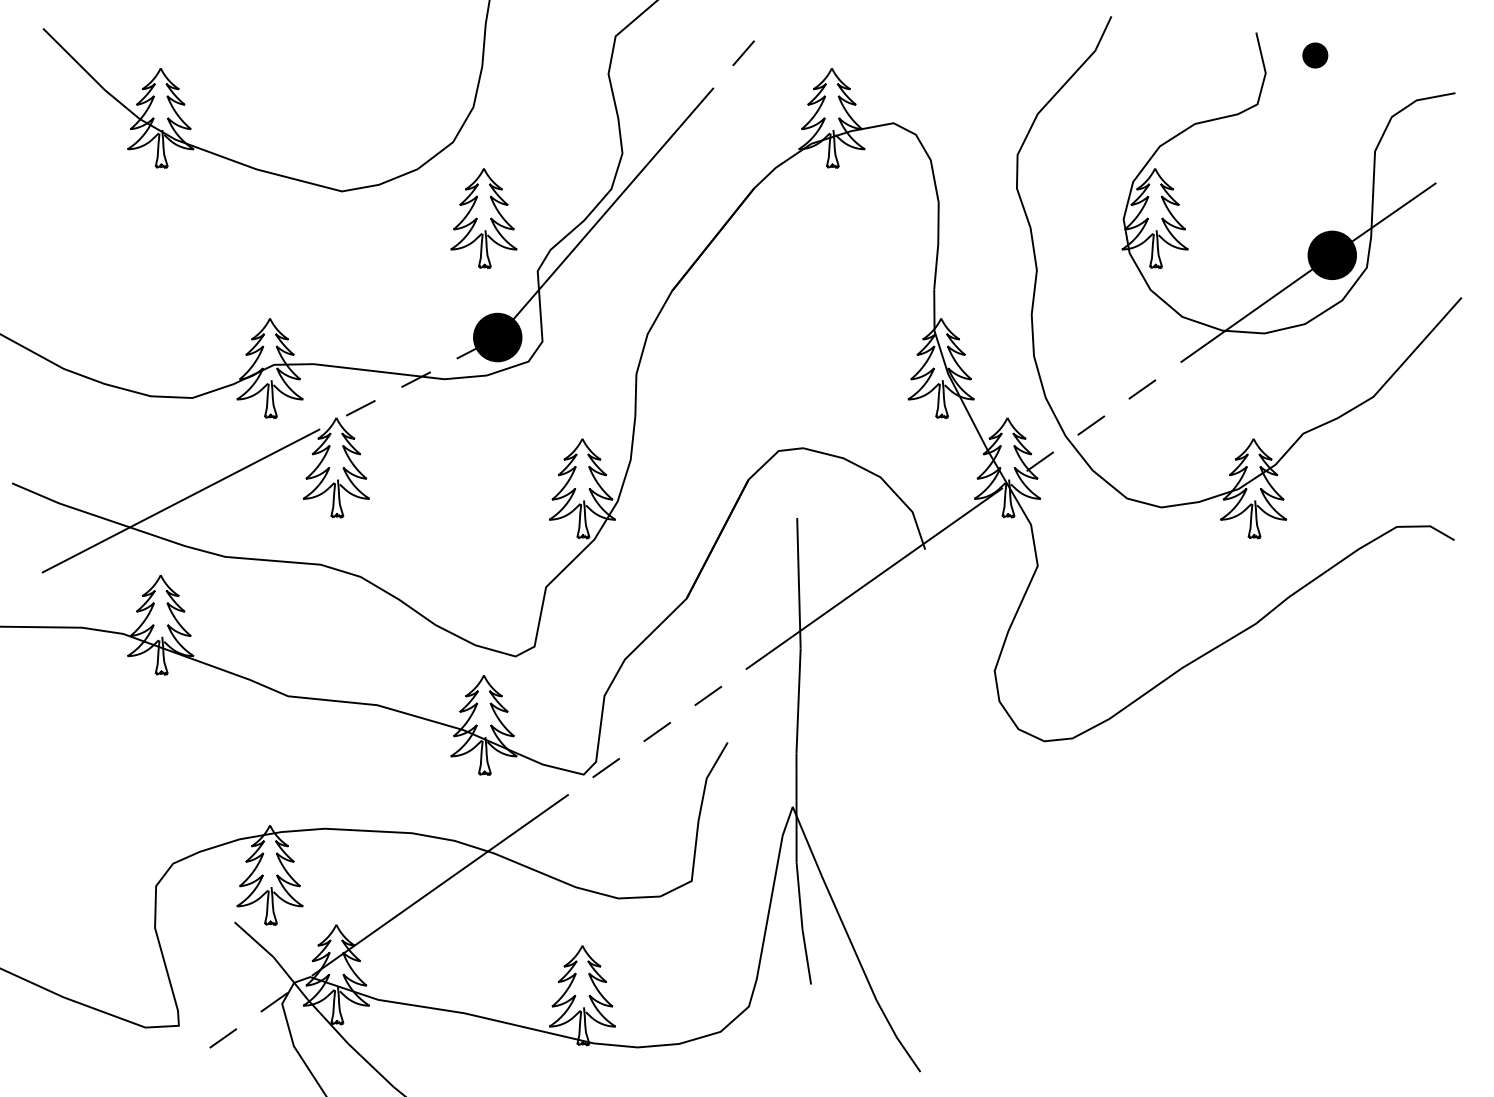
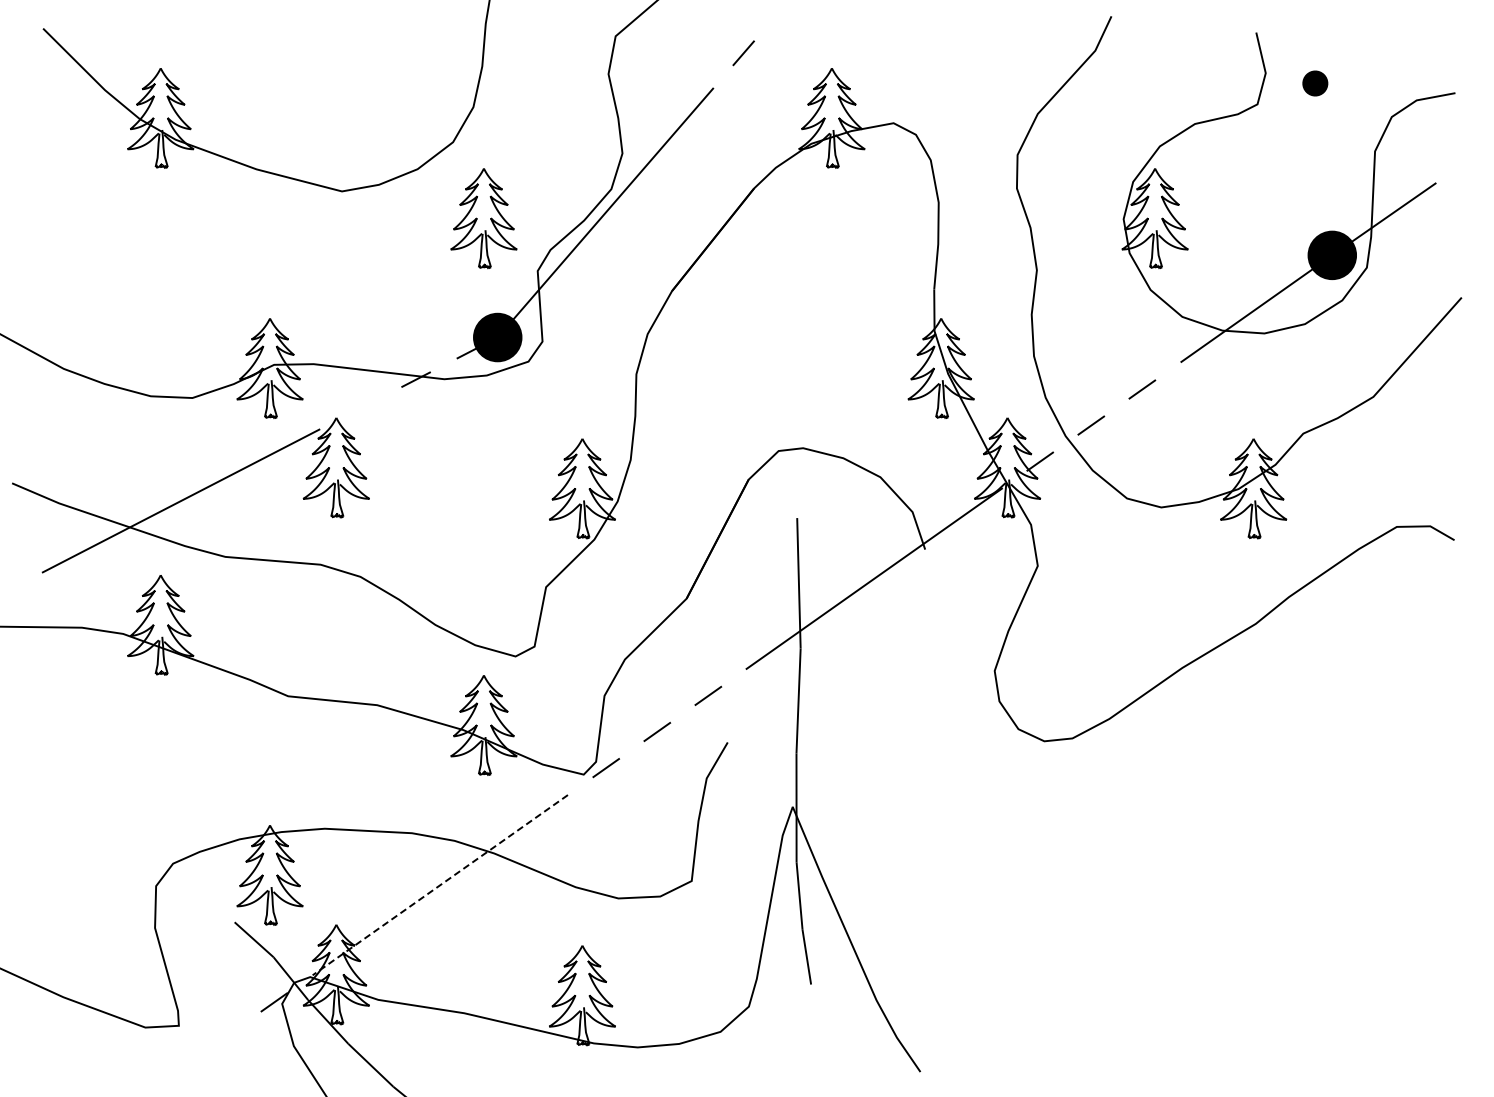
part position: (1315, 55) -> (1315, 83) (1315, 83)
line: present -> none (360, 408)
line: solid -> dashed (439, 885)
line: present -> none (223, 1038)
